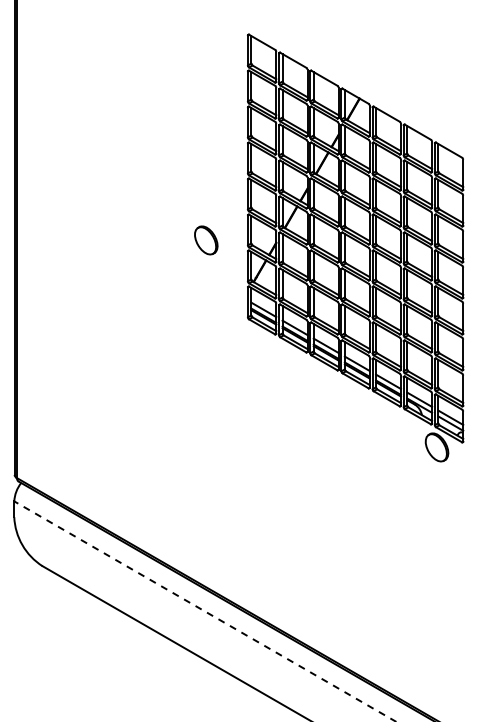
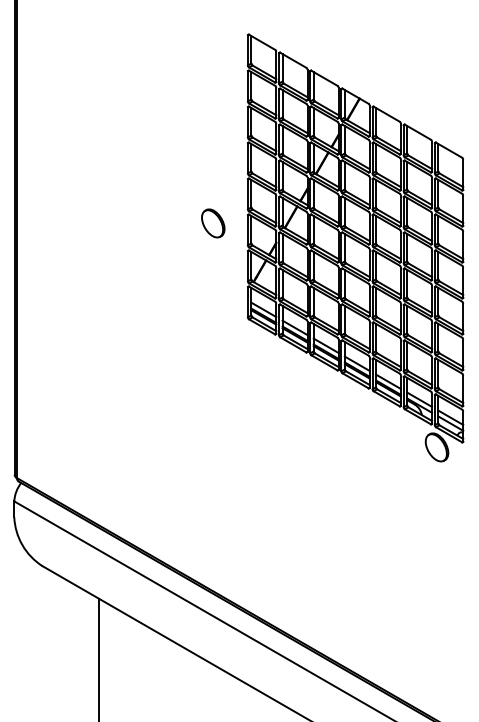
part position: (206, 240) -> (213, 223) (213, 223)
line: dashed -> solid (204, 611)
line: none -> present (99, 658)
